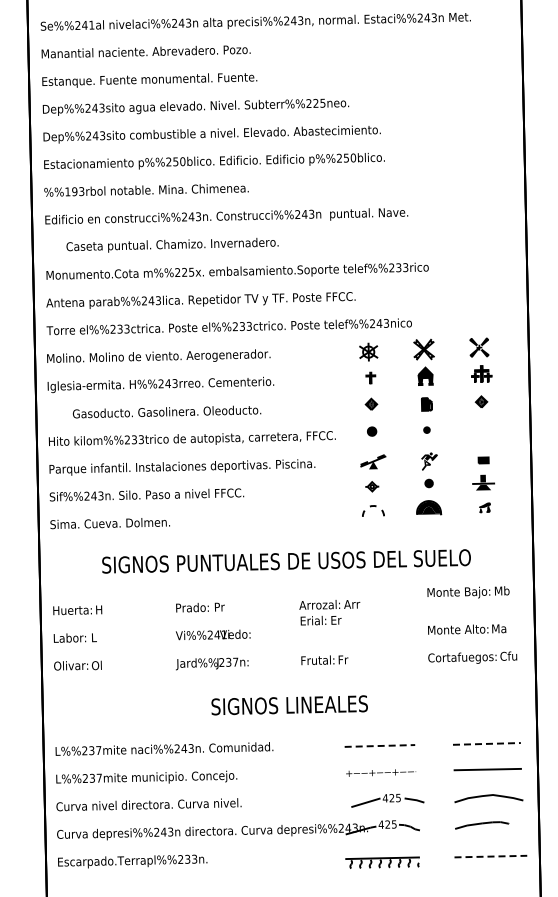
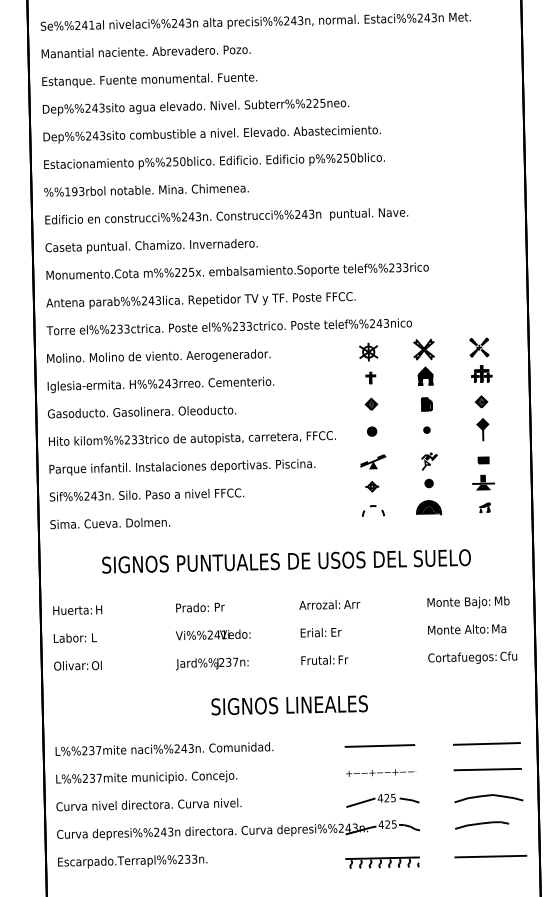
text position: (172, 245) -> (151, 246) (151, 246)
text position: (167, 411) -> (142, 411) (142, 411)
part: none -> present (482, 429)
text position: (468, 592) -> (468, 602) (468, 602)
text position: (320, 620) -> (320, 632) (320, 632)
line: dashed -> solid (486, 743)
line: dashed -> solid (380, 745)
part position: (387, 800) -> (382, 800) (382, 800)
line: dashed -> solid (491, 856)
